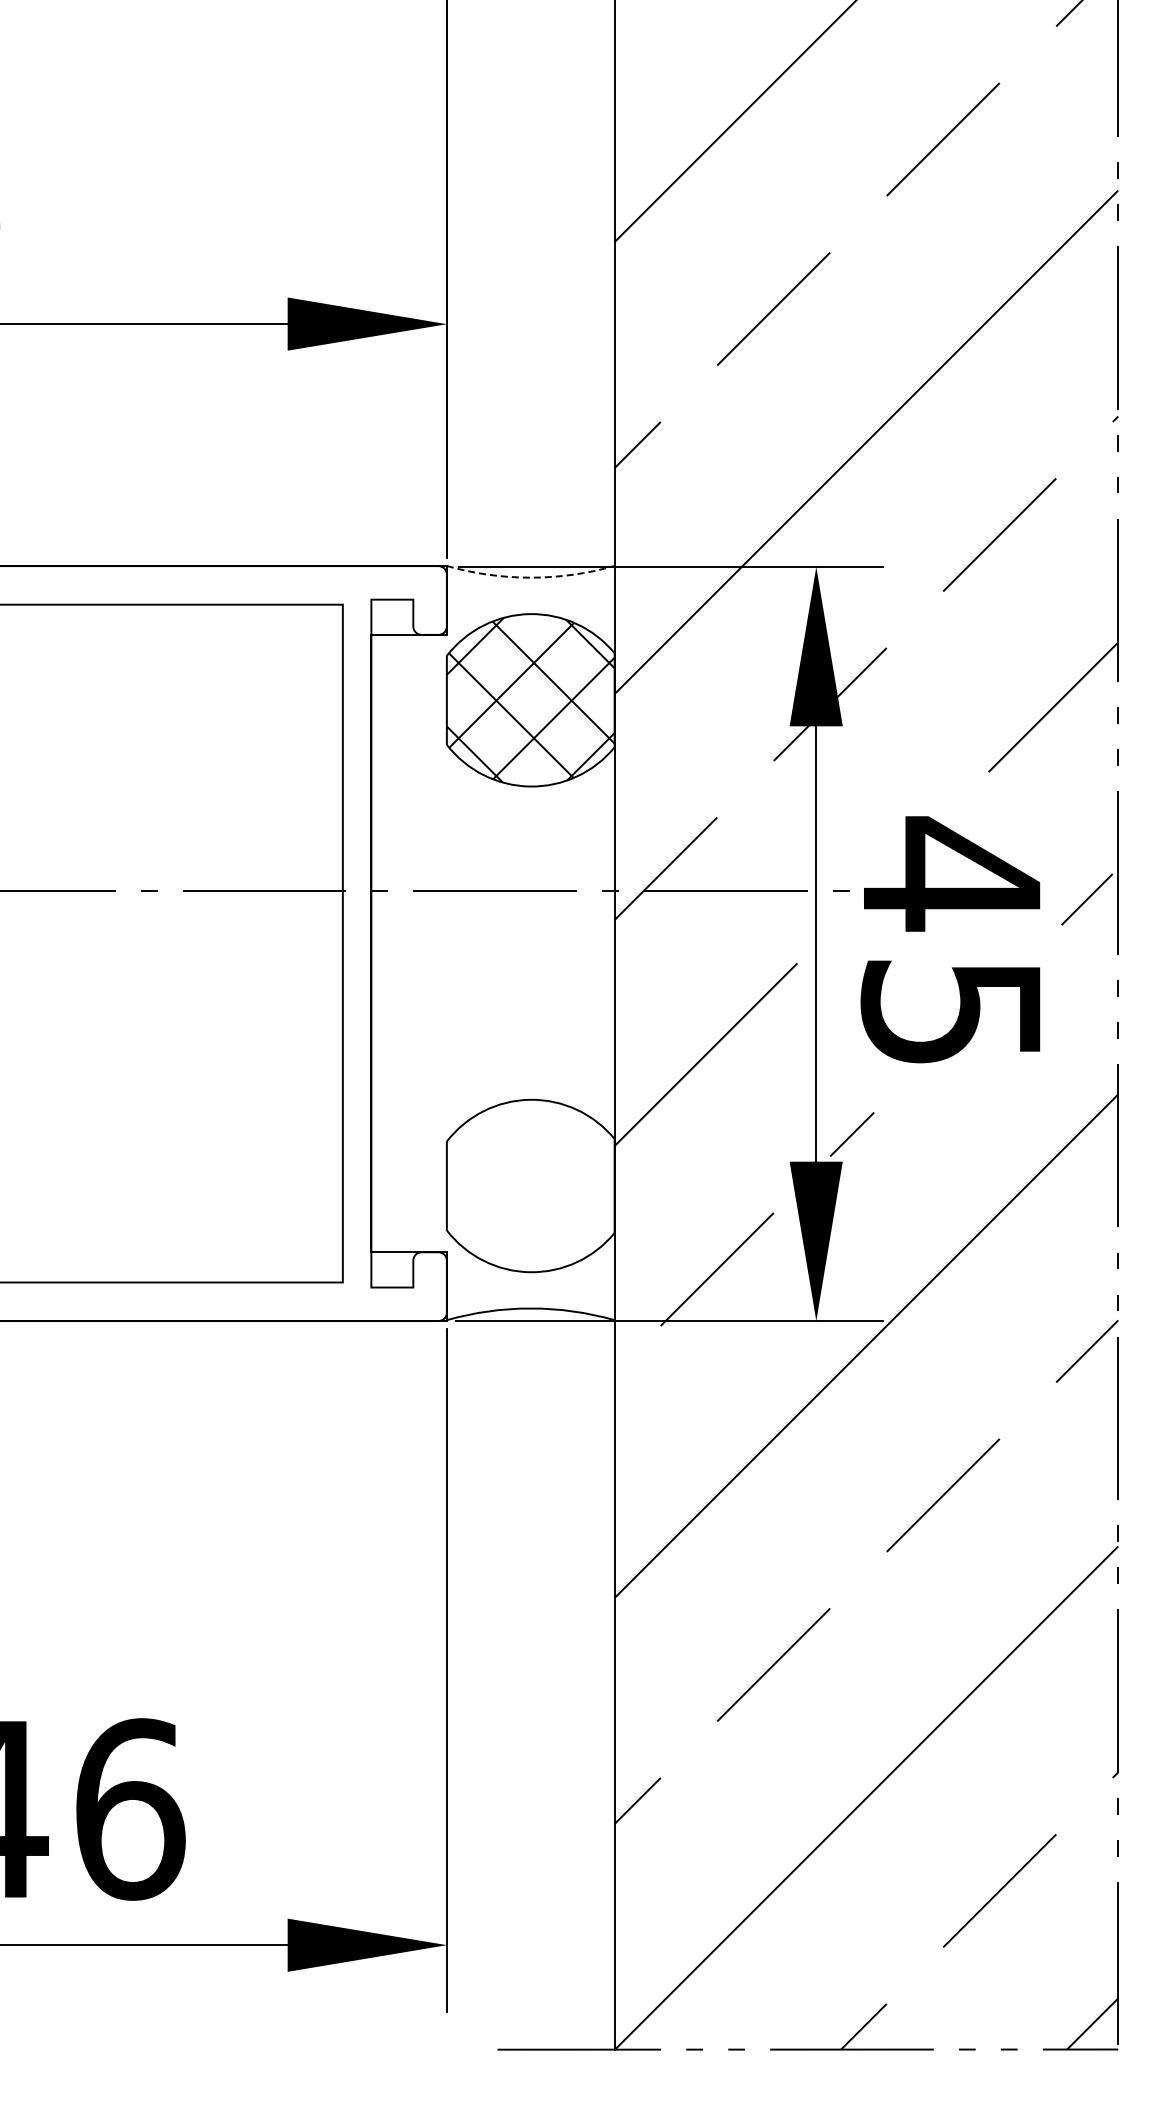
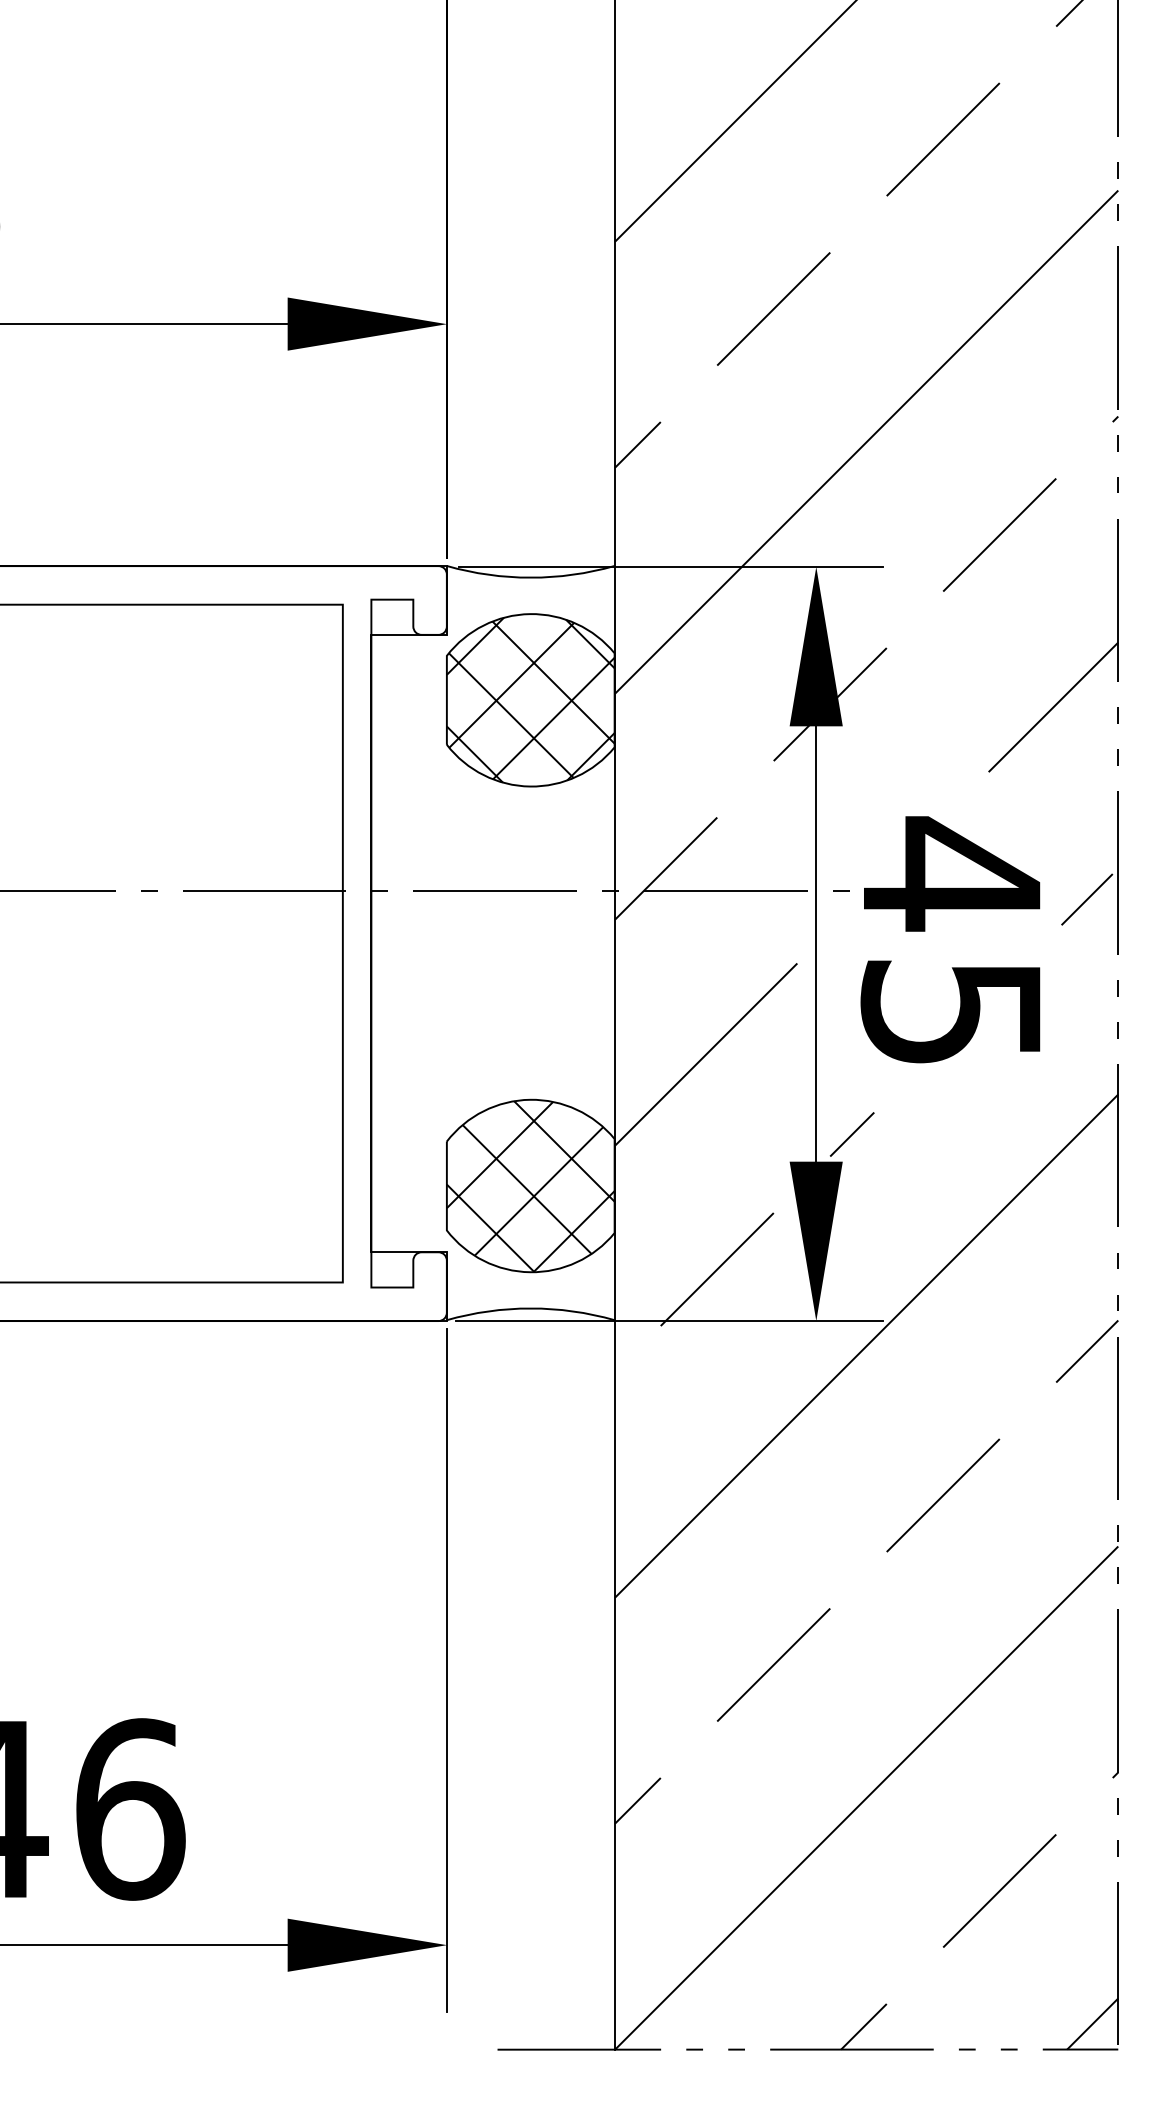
arc: dashed -> solid (530, 577)
hatch: none -> present (530, 1186)
